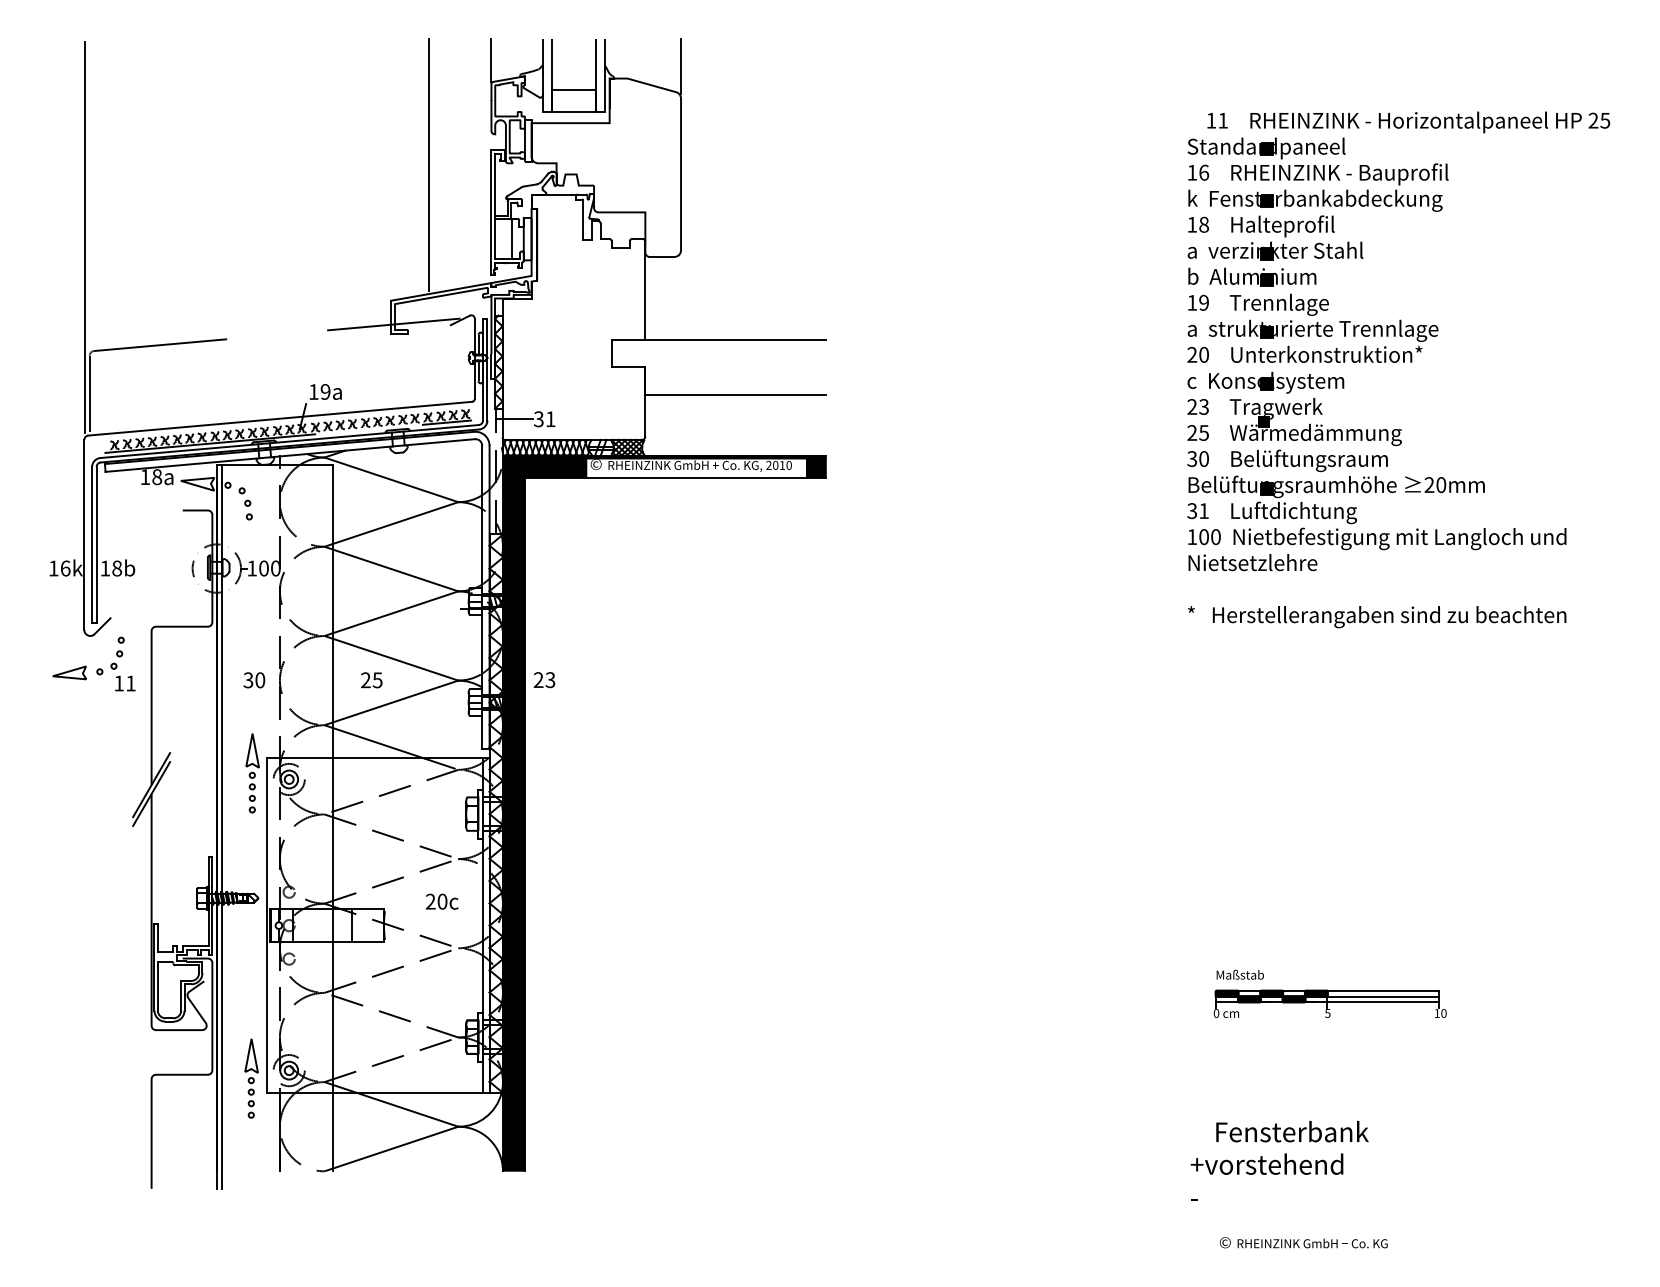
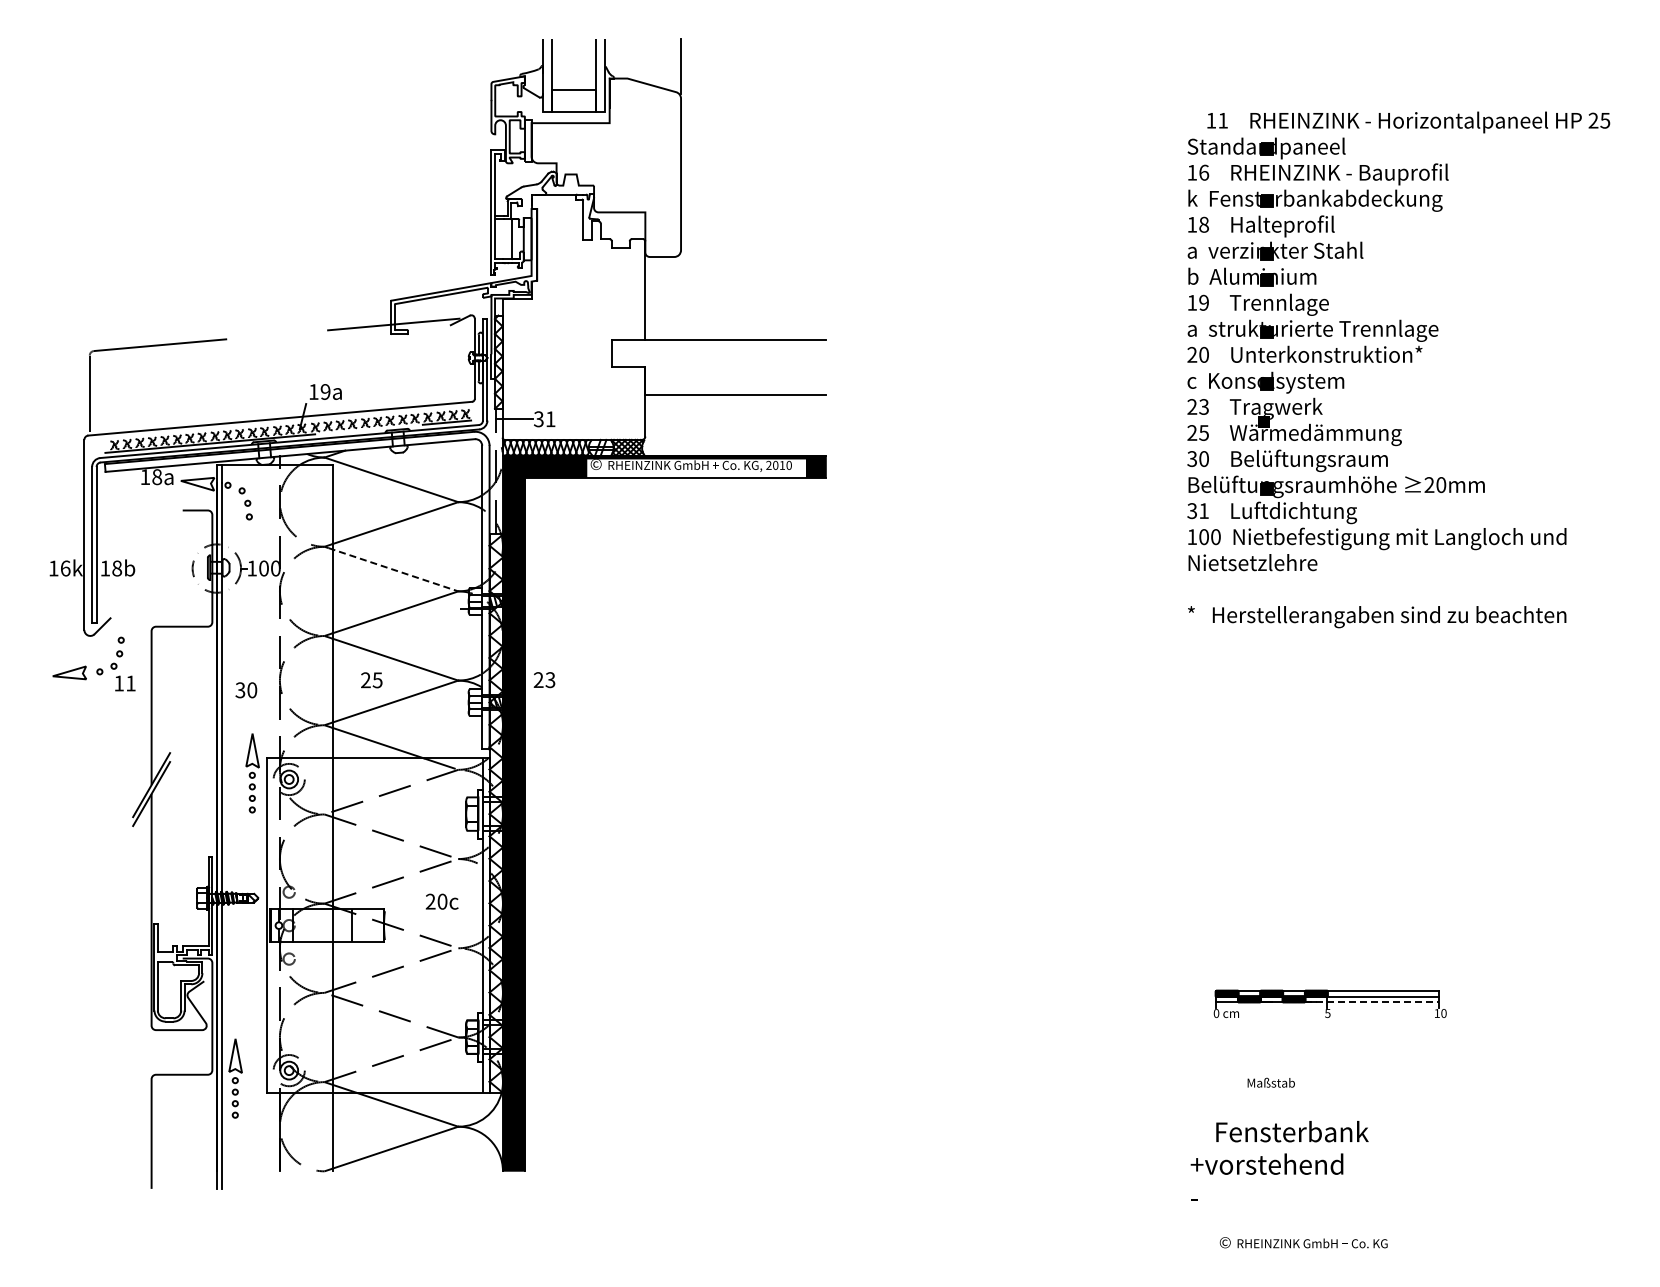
line: present -> none (491, 60)
line: present -> none (428, 164)
line: present -> none (85, 236)
line: solid -> dashed (393, 569)
text position: (254, 680) -> (246, 690) (246, 690)
text position: (1239, 974) -> (1270, 1082) (1270, 1082)
line: solid -> dashed (1372, 1002)
part position: (251, 1078) -> (235, 1078) (235, 1078)
